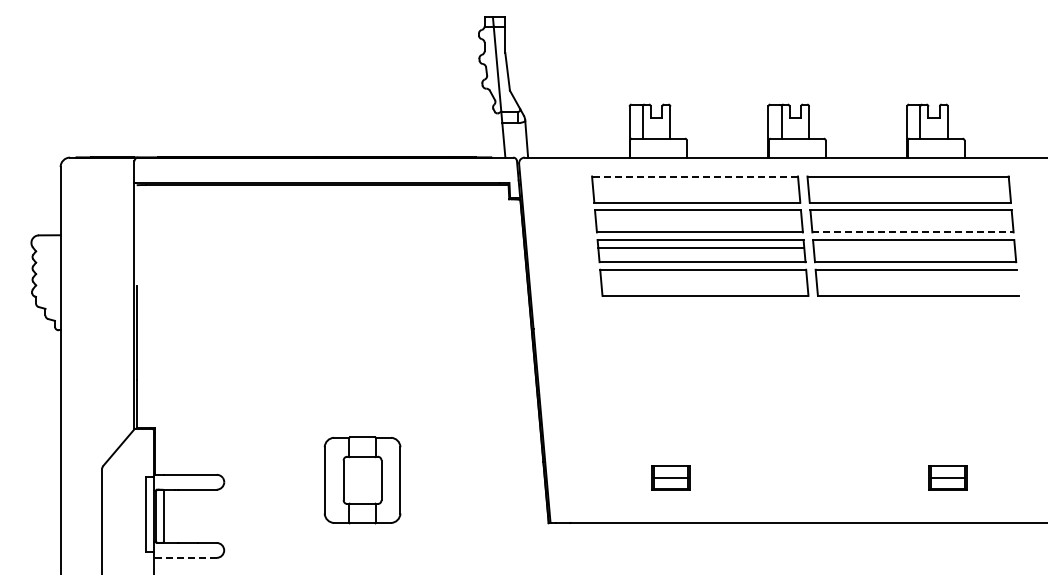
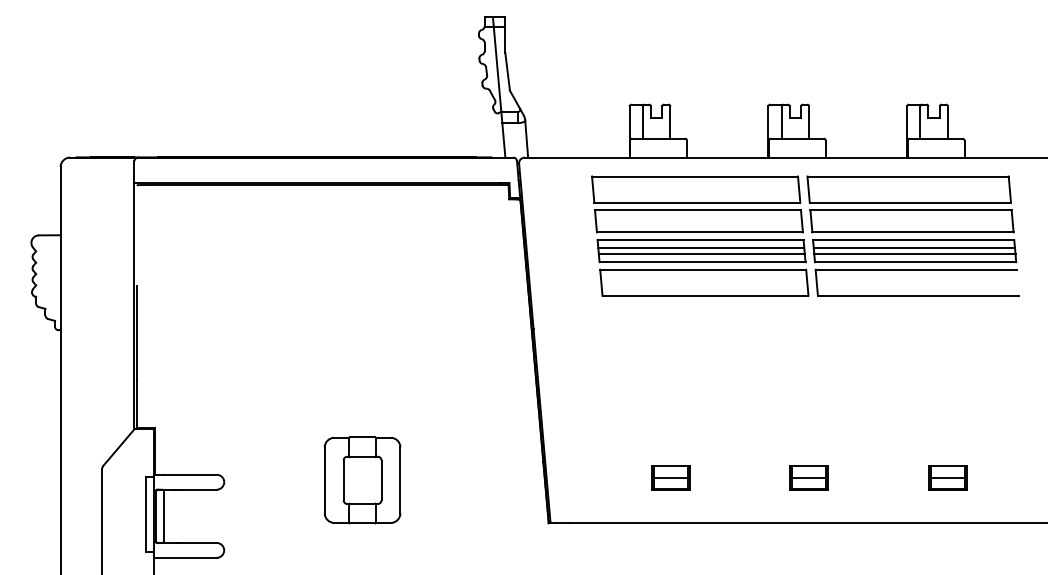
line: dashed -> solid (695, 176)
line: dashed -> solid (913, 232)
line: none -> present (913, 247)
line: none -> present (701, 254)
line: none -> present (914, 254)
part: none -> present (808, 477)
line: dashed -> solid (186, 557)
